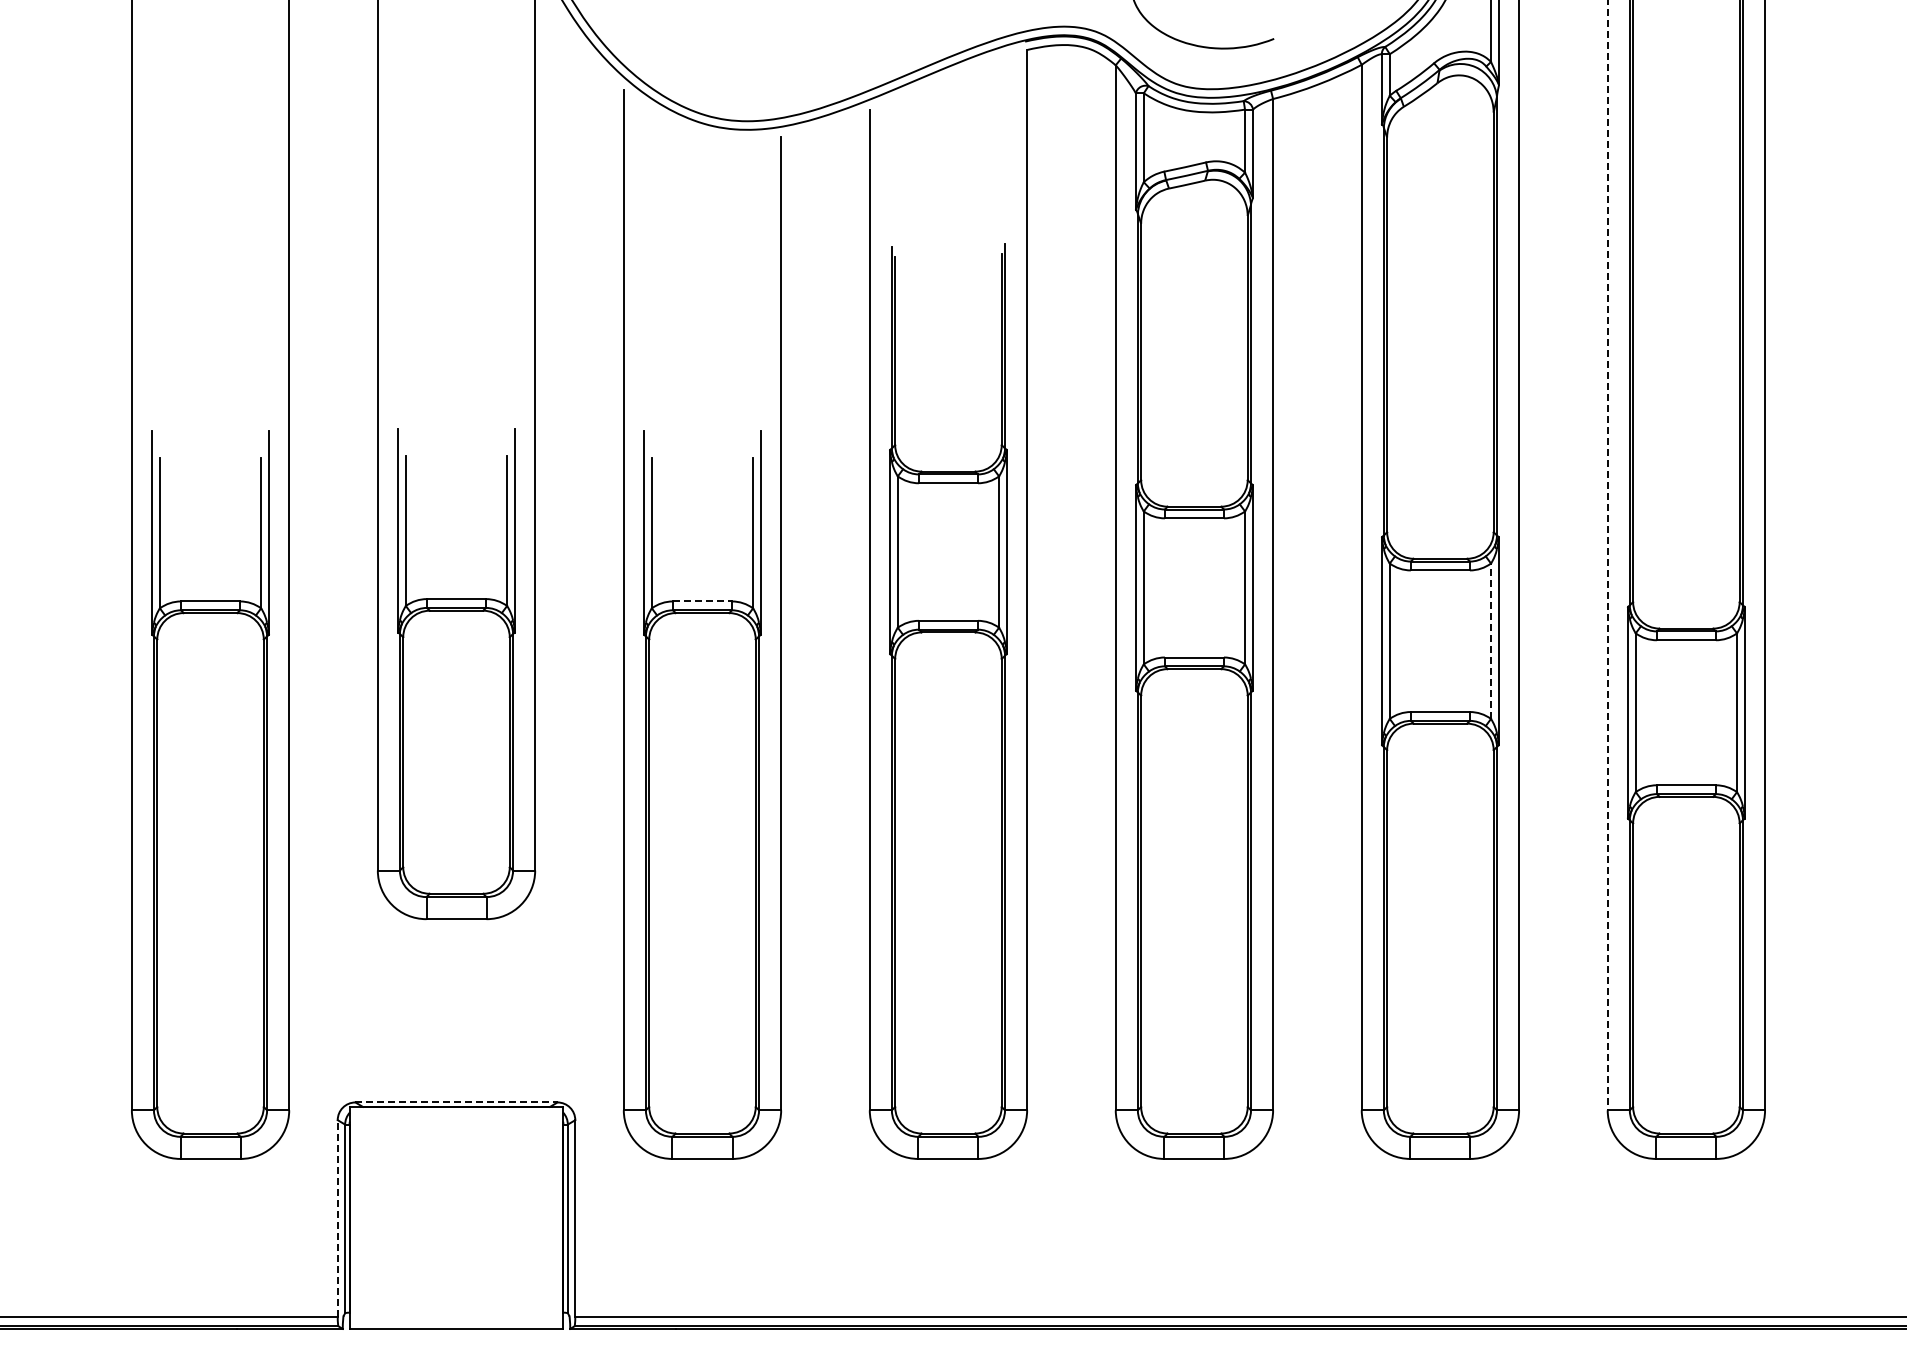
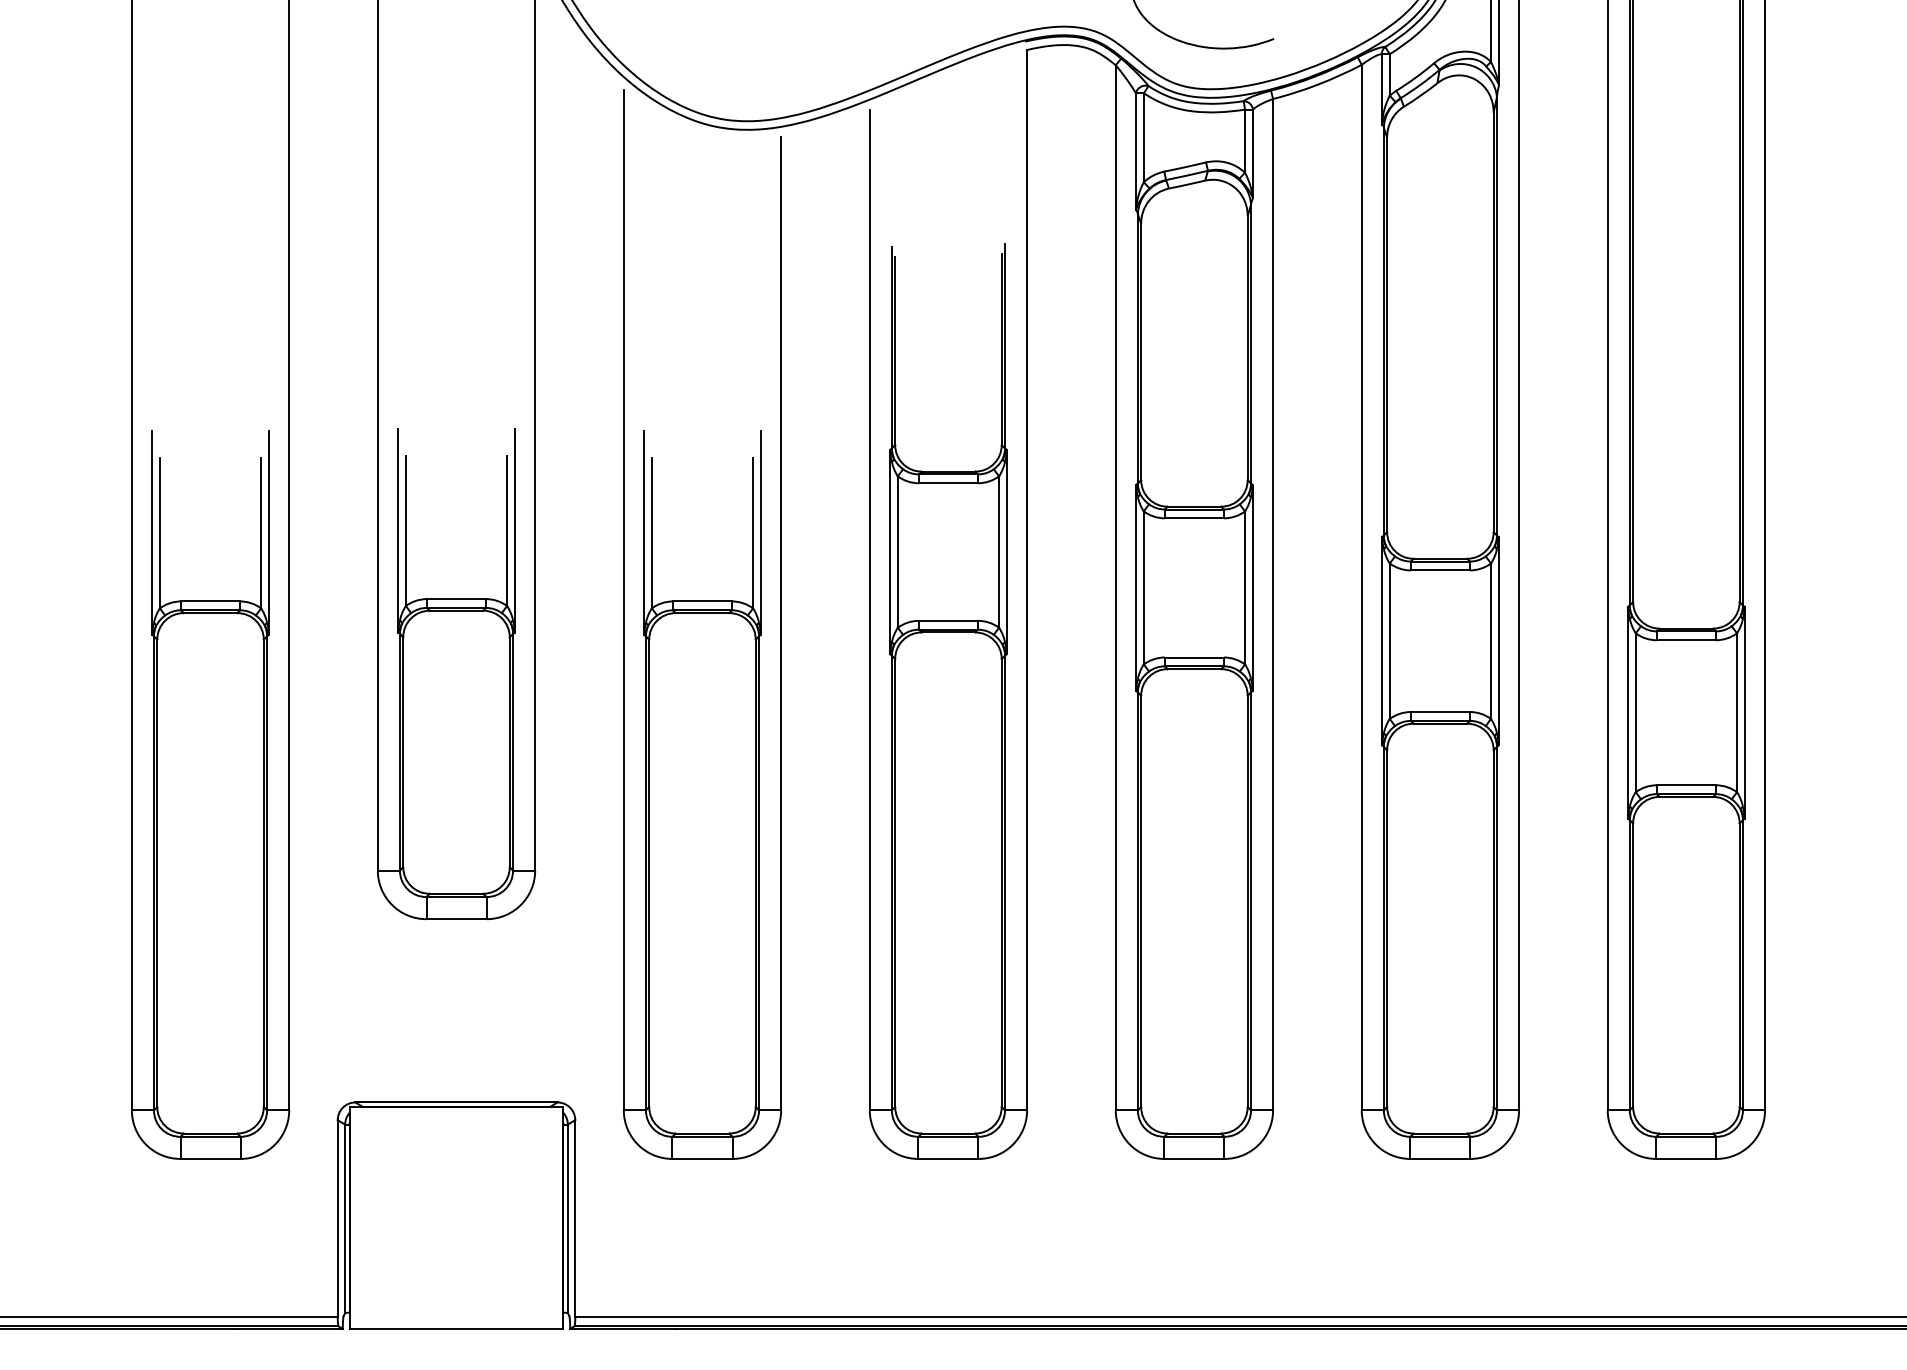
line: dashed -> solid (1607, 555)
line: dashed -> solid (702, 601)
line: dashed -> solid (1491, 641)
line: dashed -> solid (457, 1102)
line: dashed -> solid (337, 1218)
